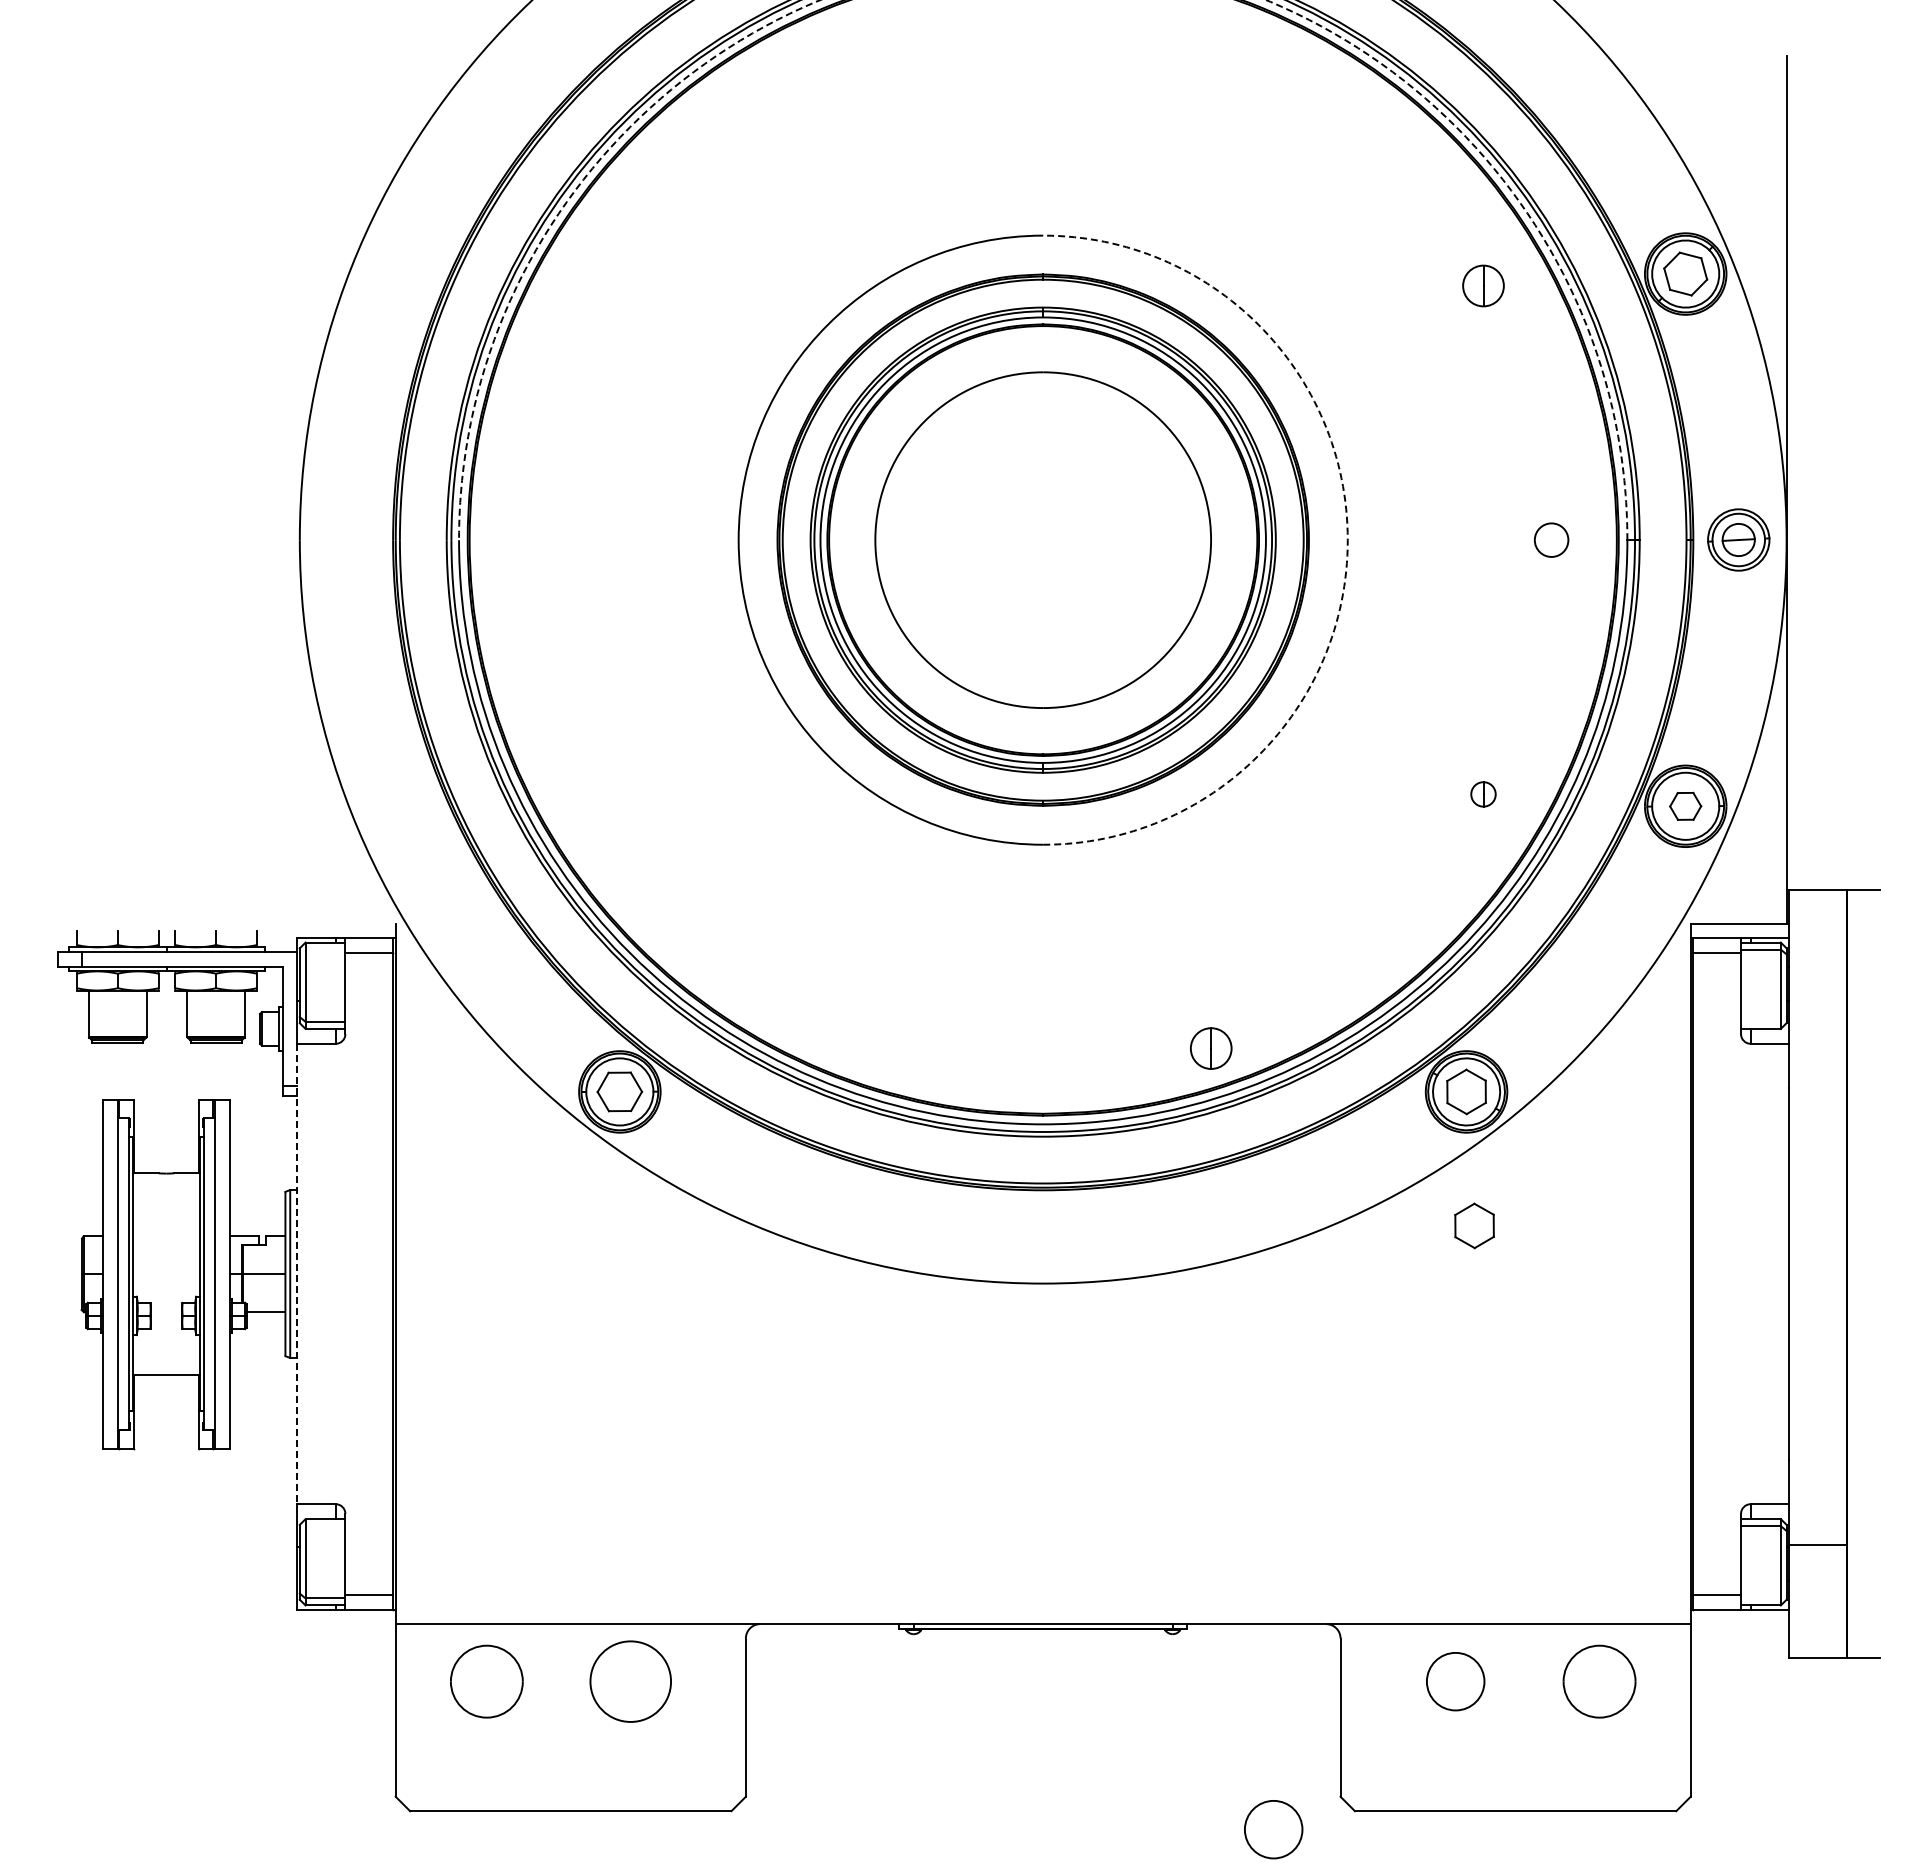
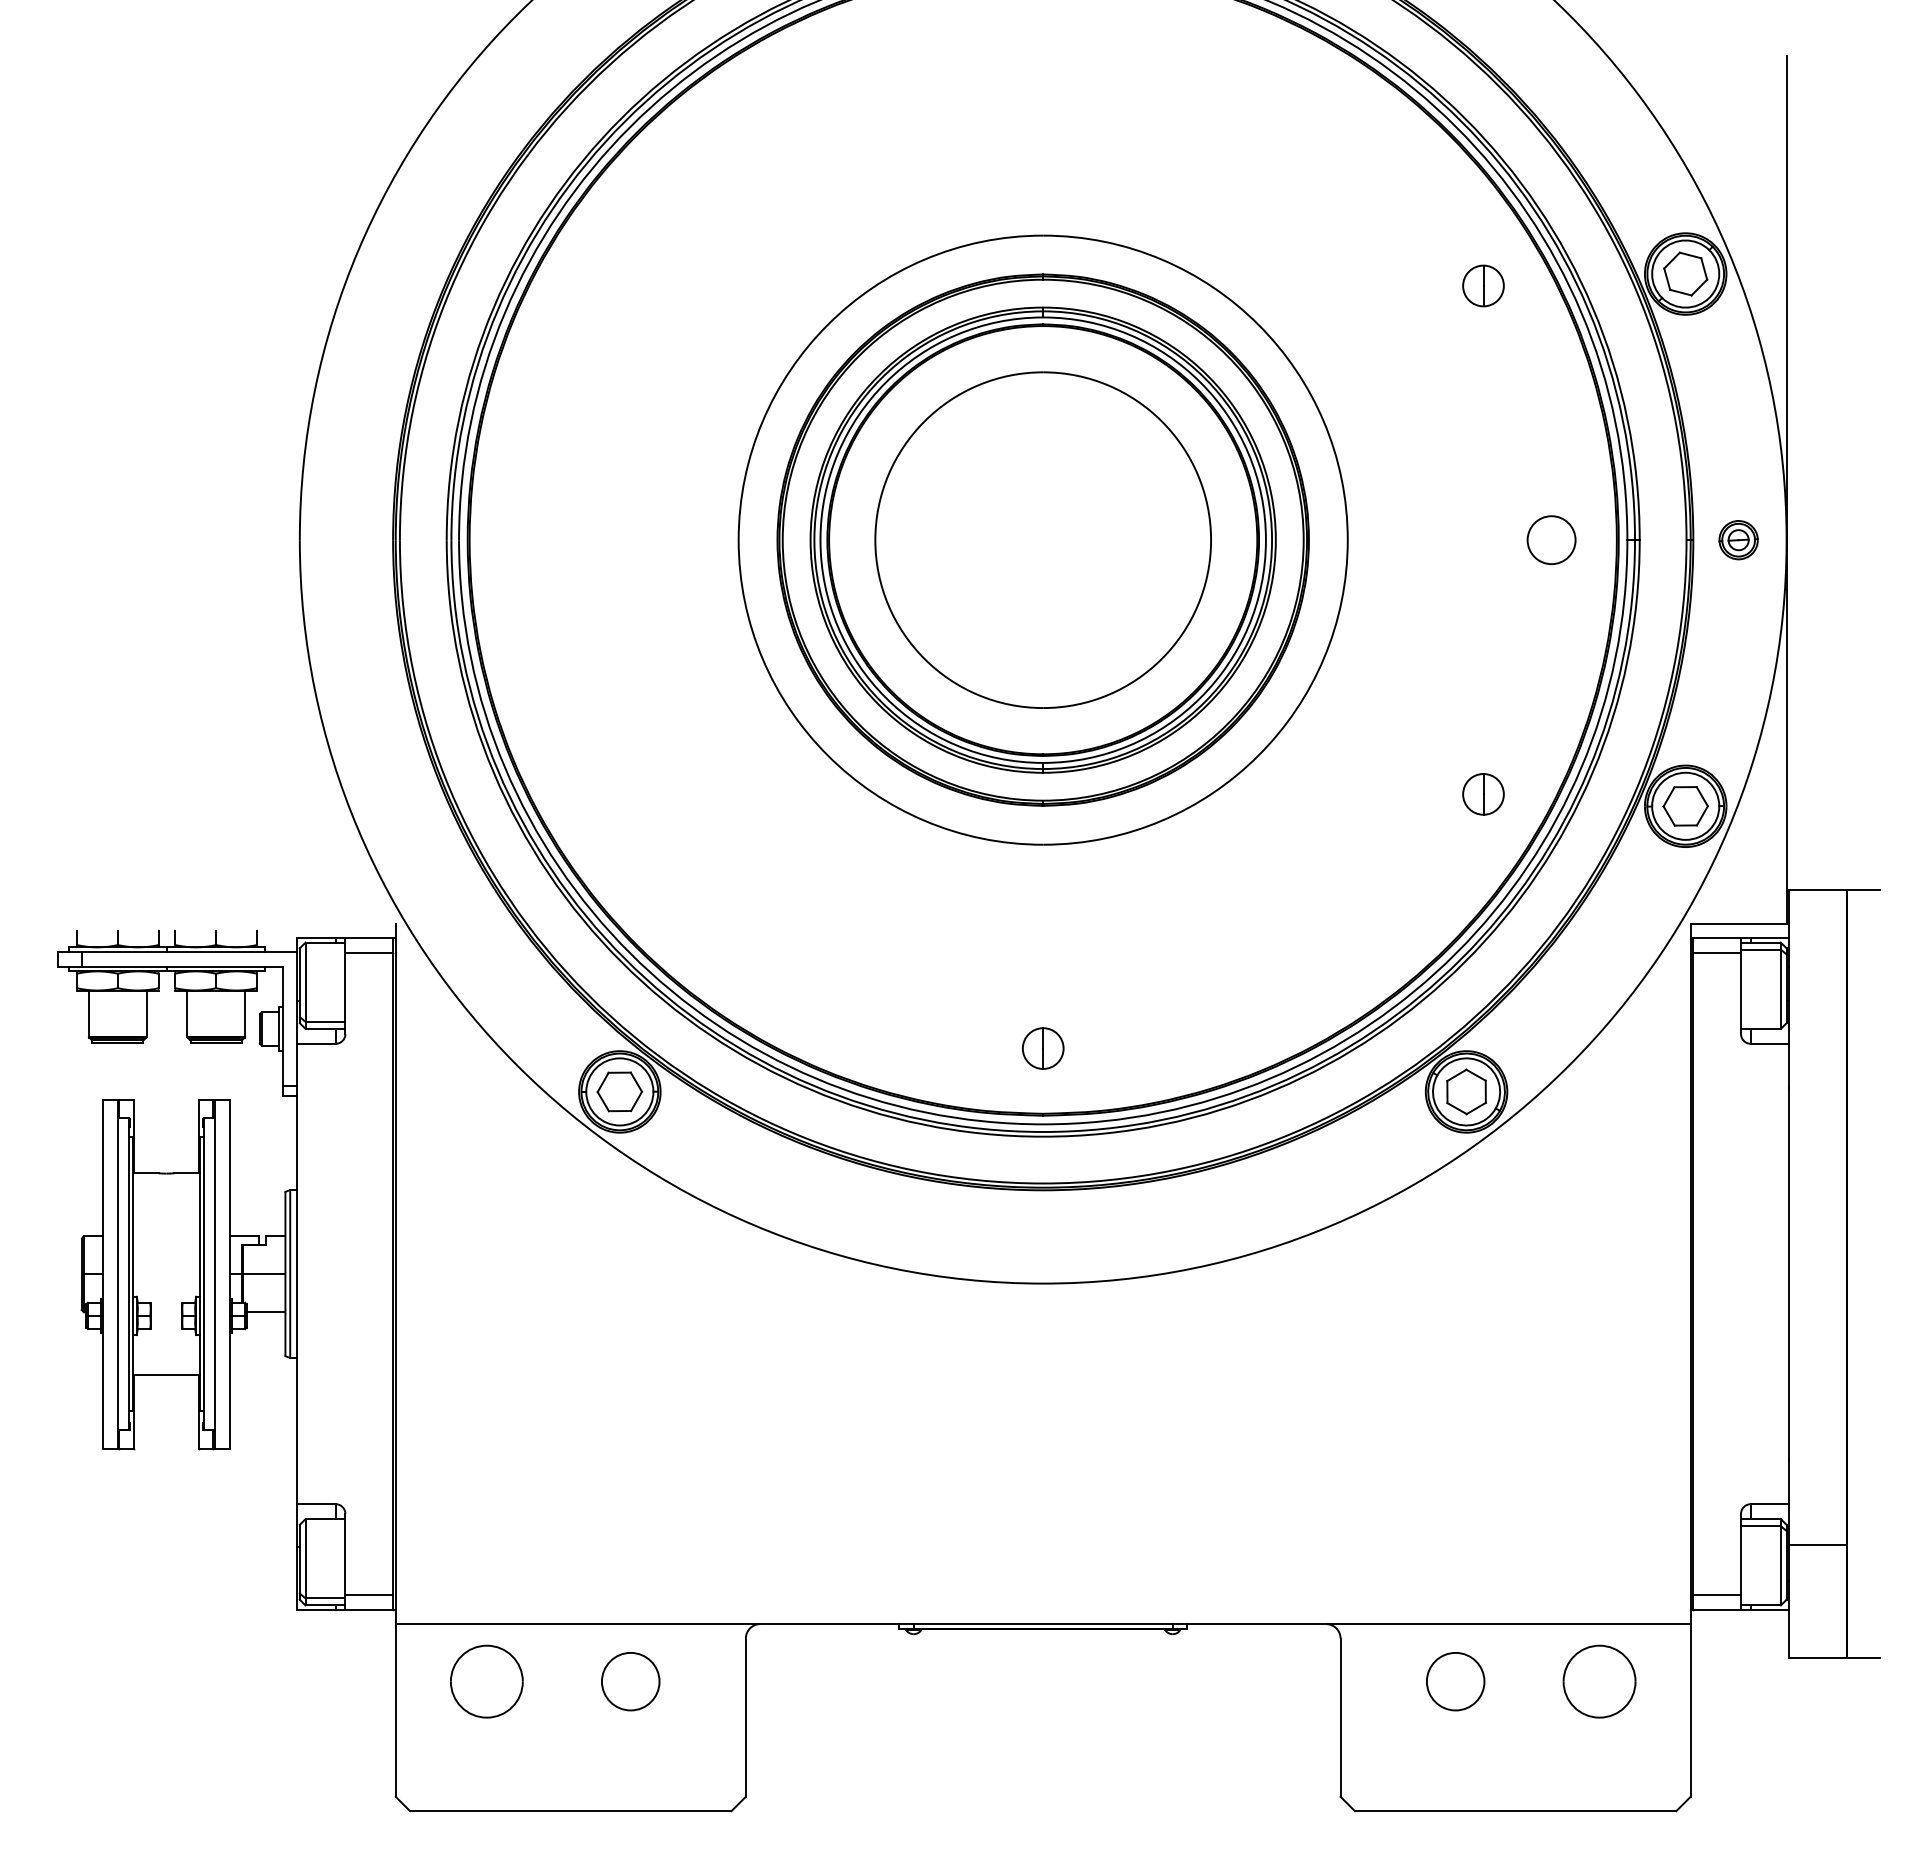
arc: dashed -> solid (820, 0)
circle diameter: 34 px -> 48 px (1551, 540)
part size: 64x64 px -> 41x41 px (1738, 540)
arc: dashed -> solid (1347, 540)
part size: 27x27 px -> 43x43 px (1483, 794)
part size: 34x30 px -> 47x41 px (1685, 806)
part position: (1211, 1048) -> (1043, 1048) (1043, 1048)
part: present -> none (1474, 1225)
line: dashed -> solid (297, 1274)
circle diameter: 81 px -> 58 px (630, 1681)
circle: present -> none (1273, 1829)
